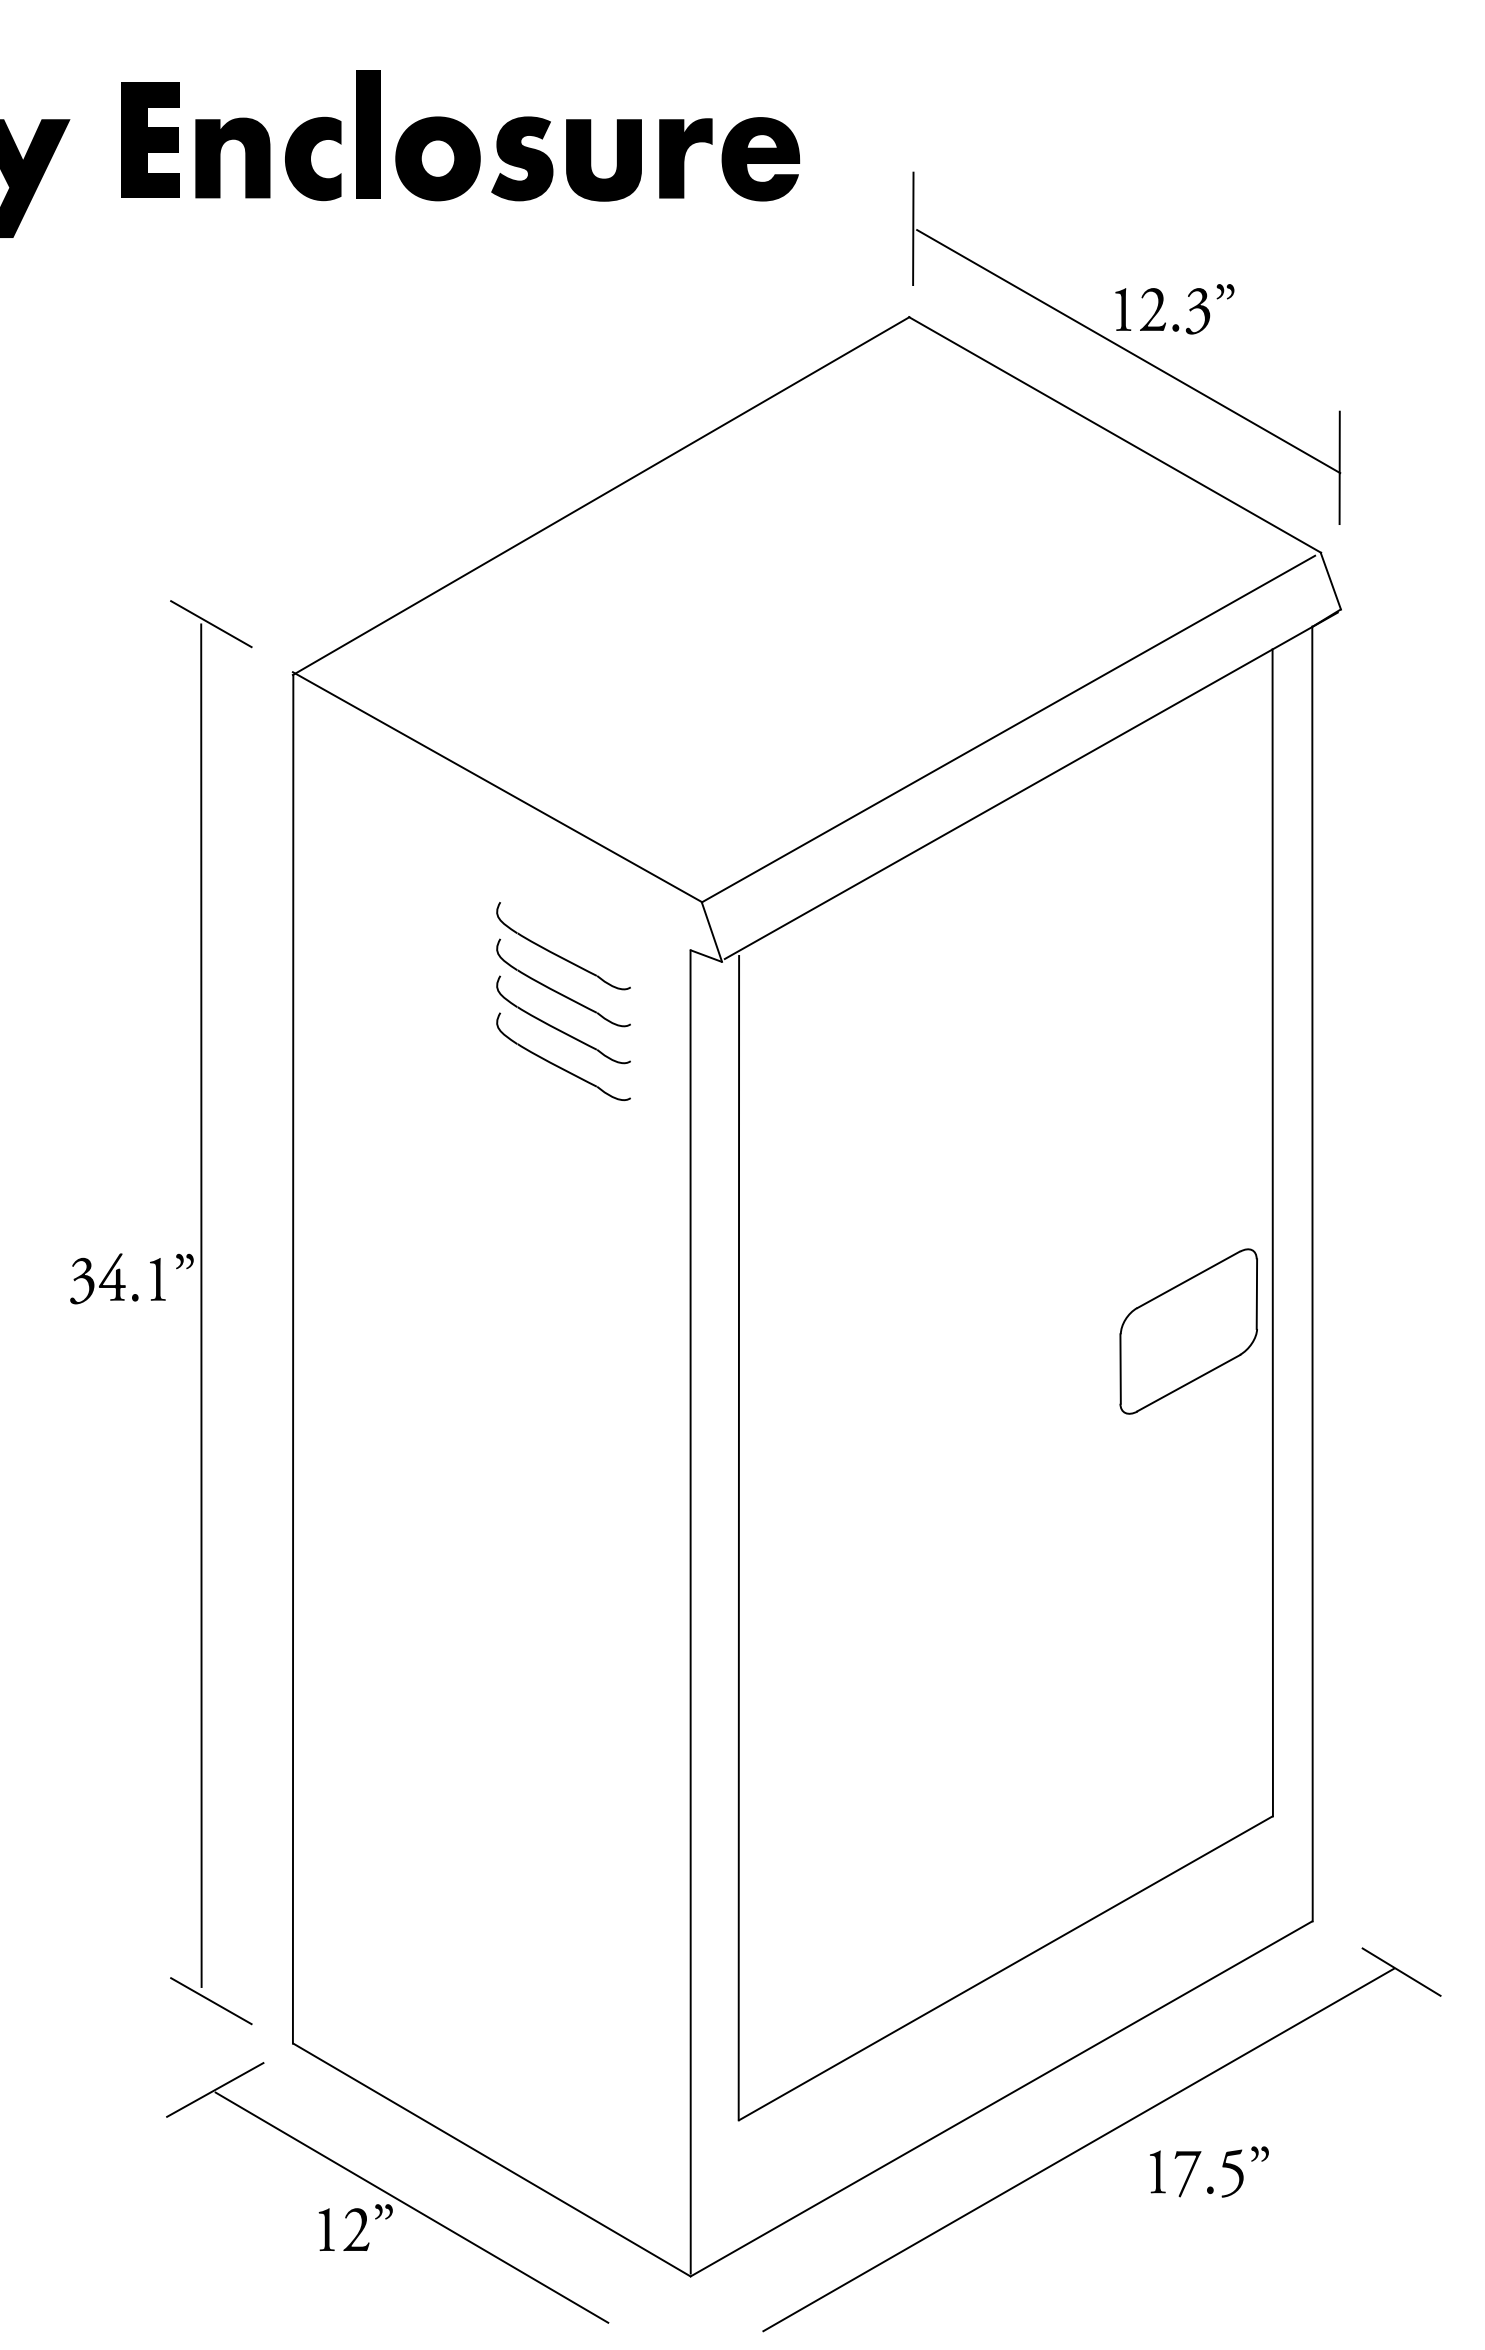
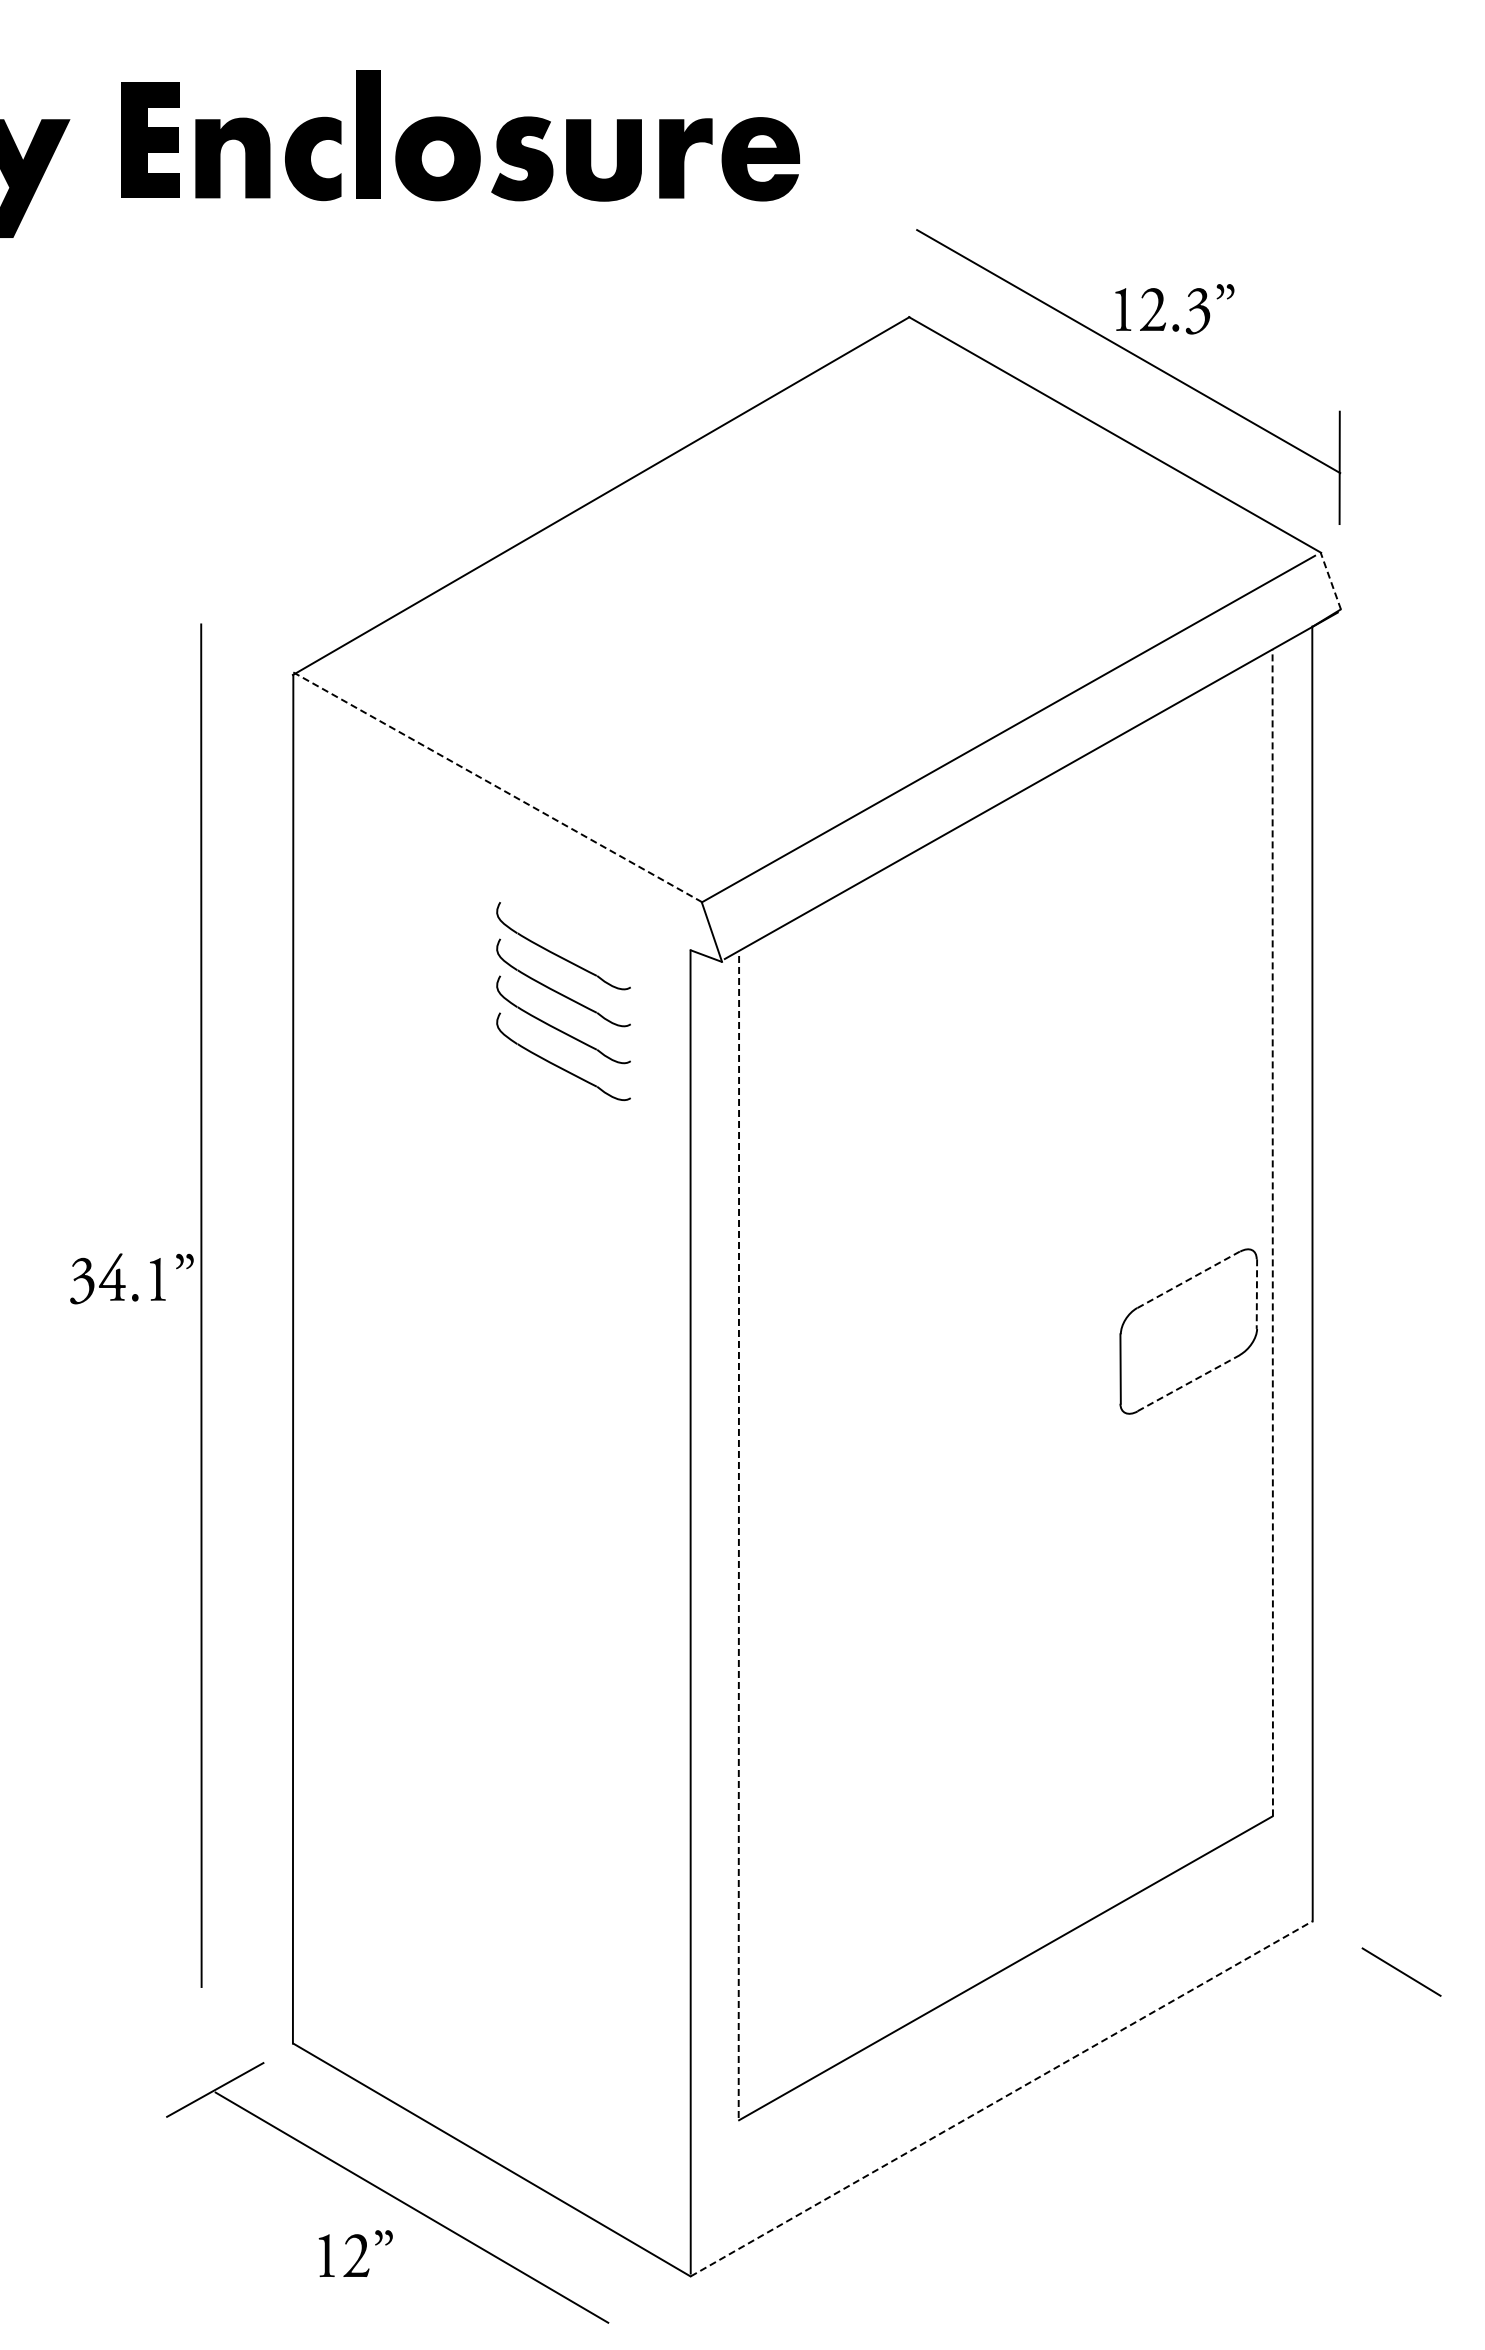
line: present -> none (913, 228)
line: solid -> dashed (1330, 580)
line: present -> none (211, 624)
line: solid -> dashed (497, 787)
line: solid -> dashed (1272, 1232)
line: solid -> dashed (1189, 1279)
line: solid -> dashed (1256, 1294)
line: solid -> dashed (1188, 1383)
line: solid -> dashed (738, 1538)
line: present -> none (211, 2001)
line: solid -> dashed (1001, 2098)
line: present -> none (1078, 2149)
part: present -> none (1222, 2167)
part position: (355, 2227) -> (355, 2253) (355, 2253)
